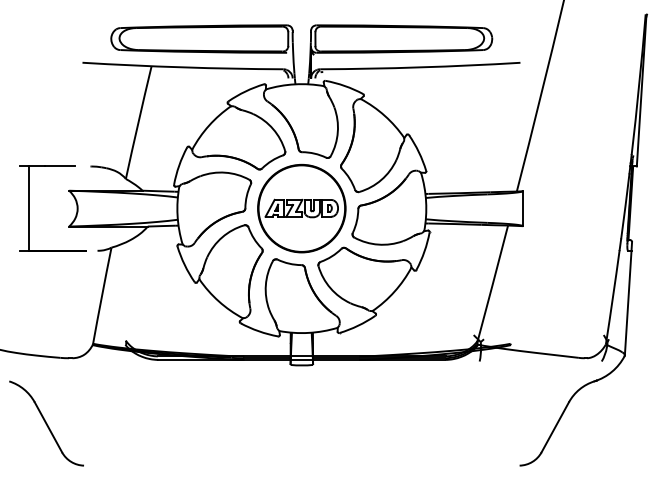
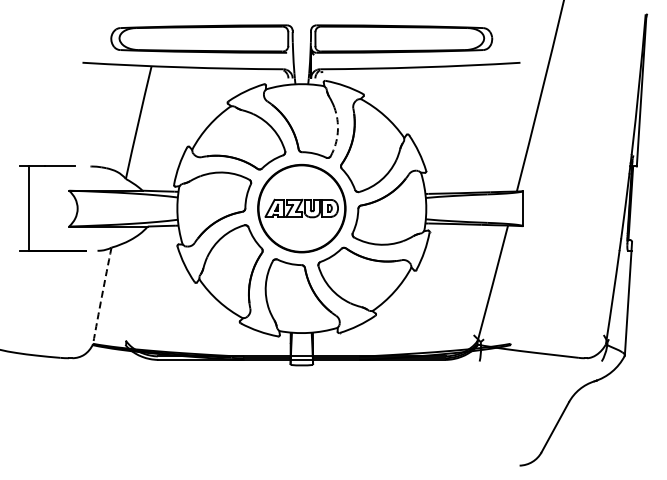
arc: solid -> dashed (337, 132)
arc: solid -> dashed (102, 296)
part: present -> none (46, 423)
